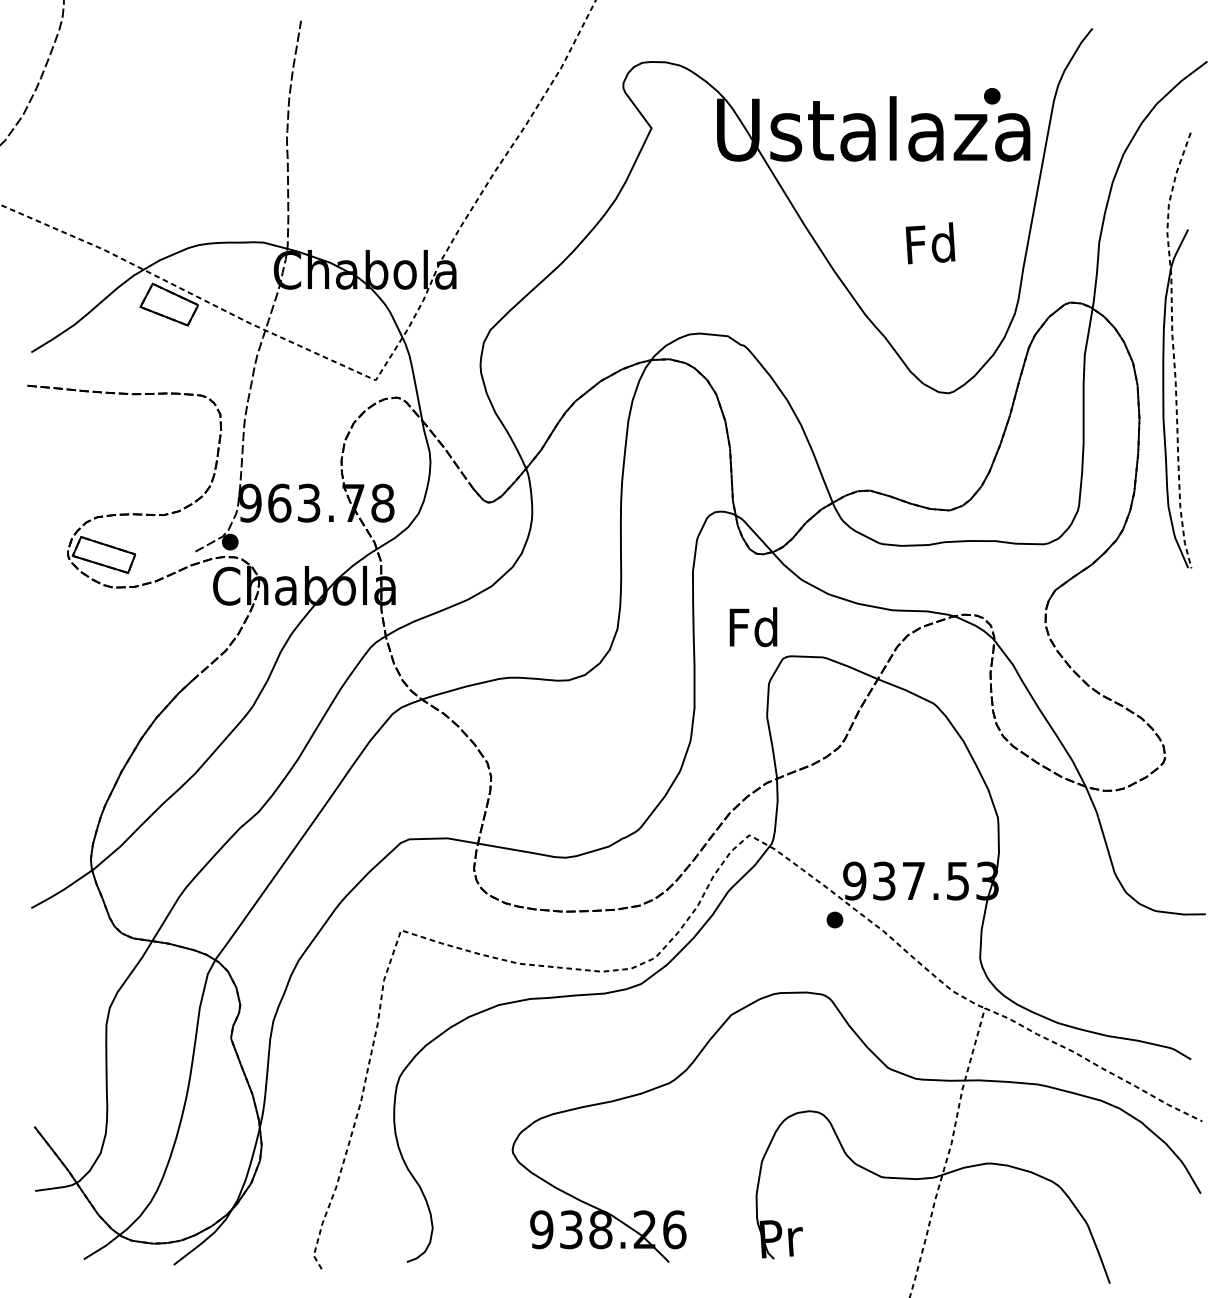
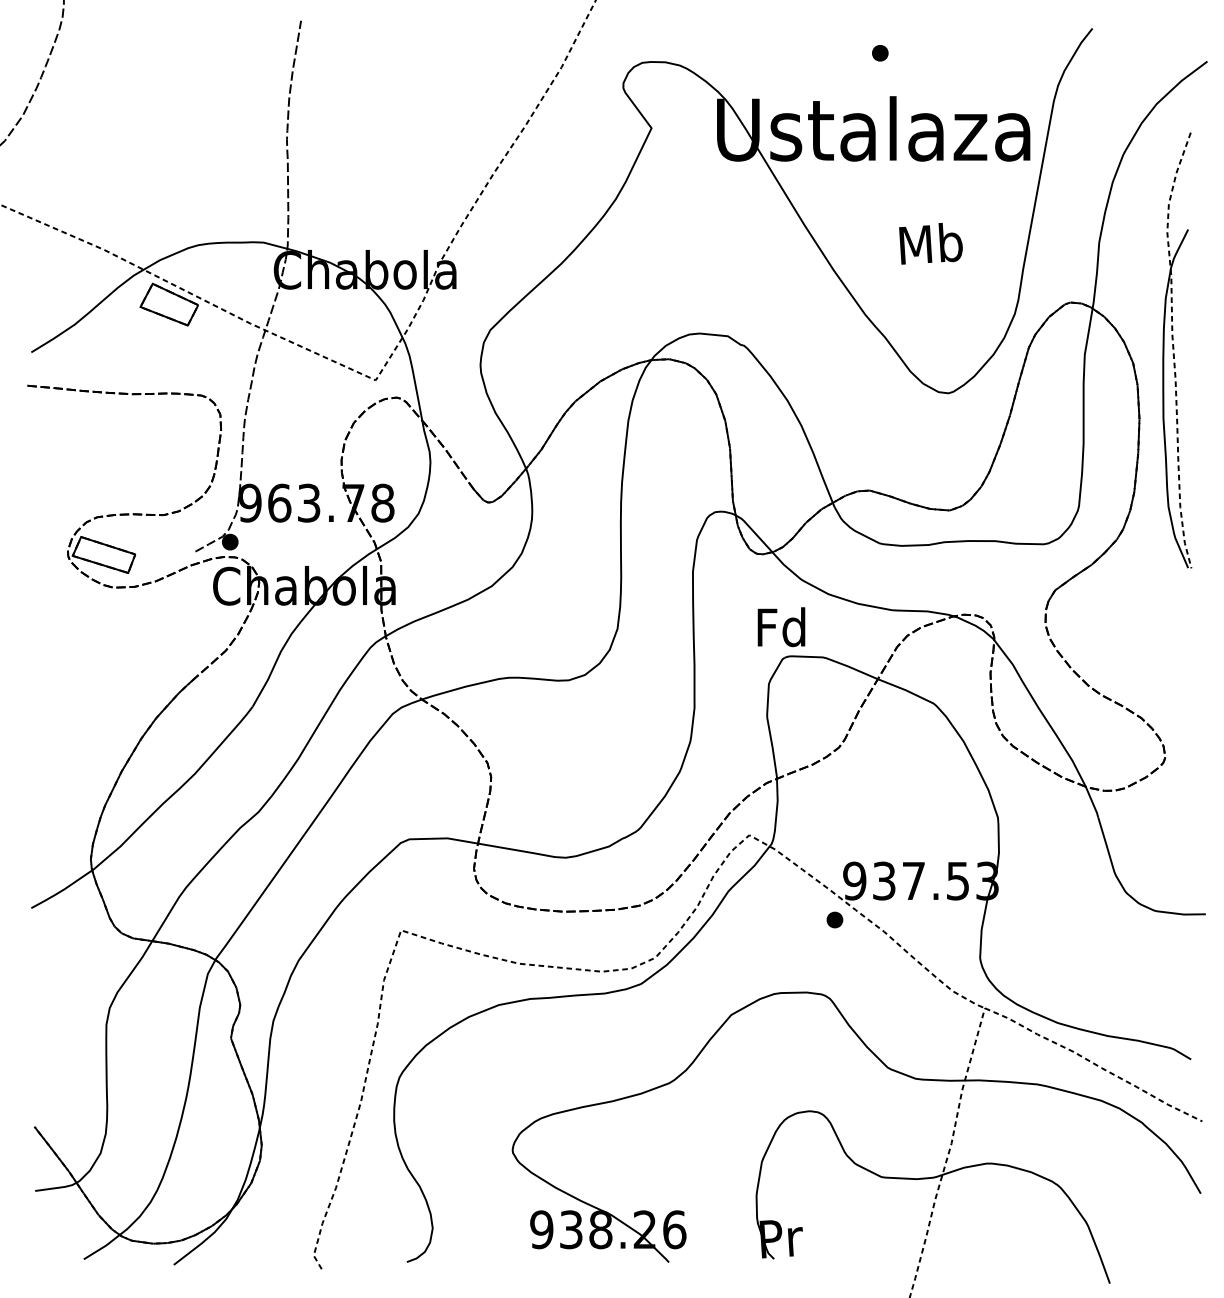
part position: (992, 96) -> (880, 53) (880, 53)
text: Fd -> Mb (930, 243)
text position: (753, 627) -> (781, 627) (781, 627)
